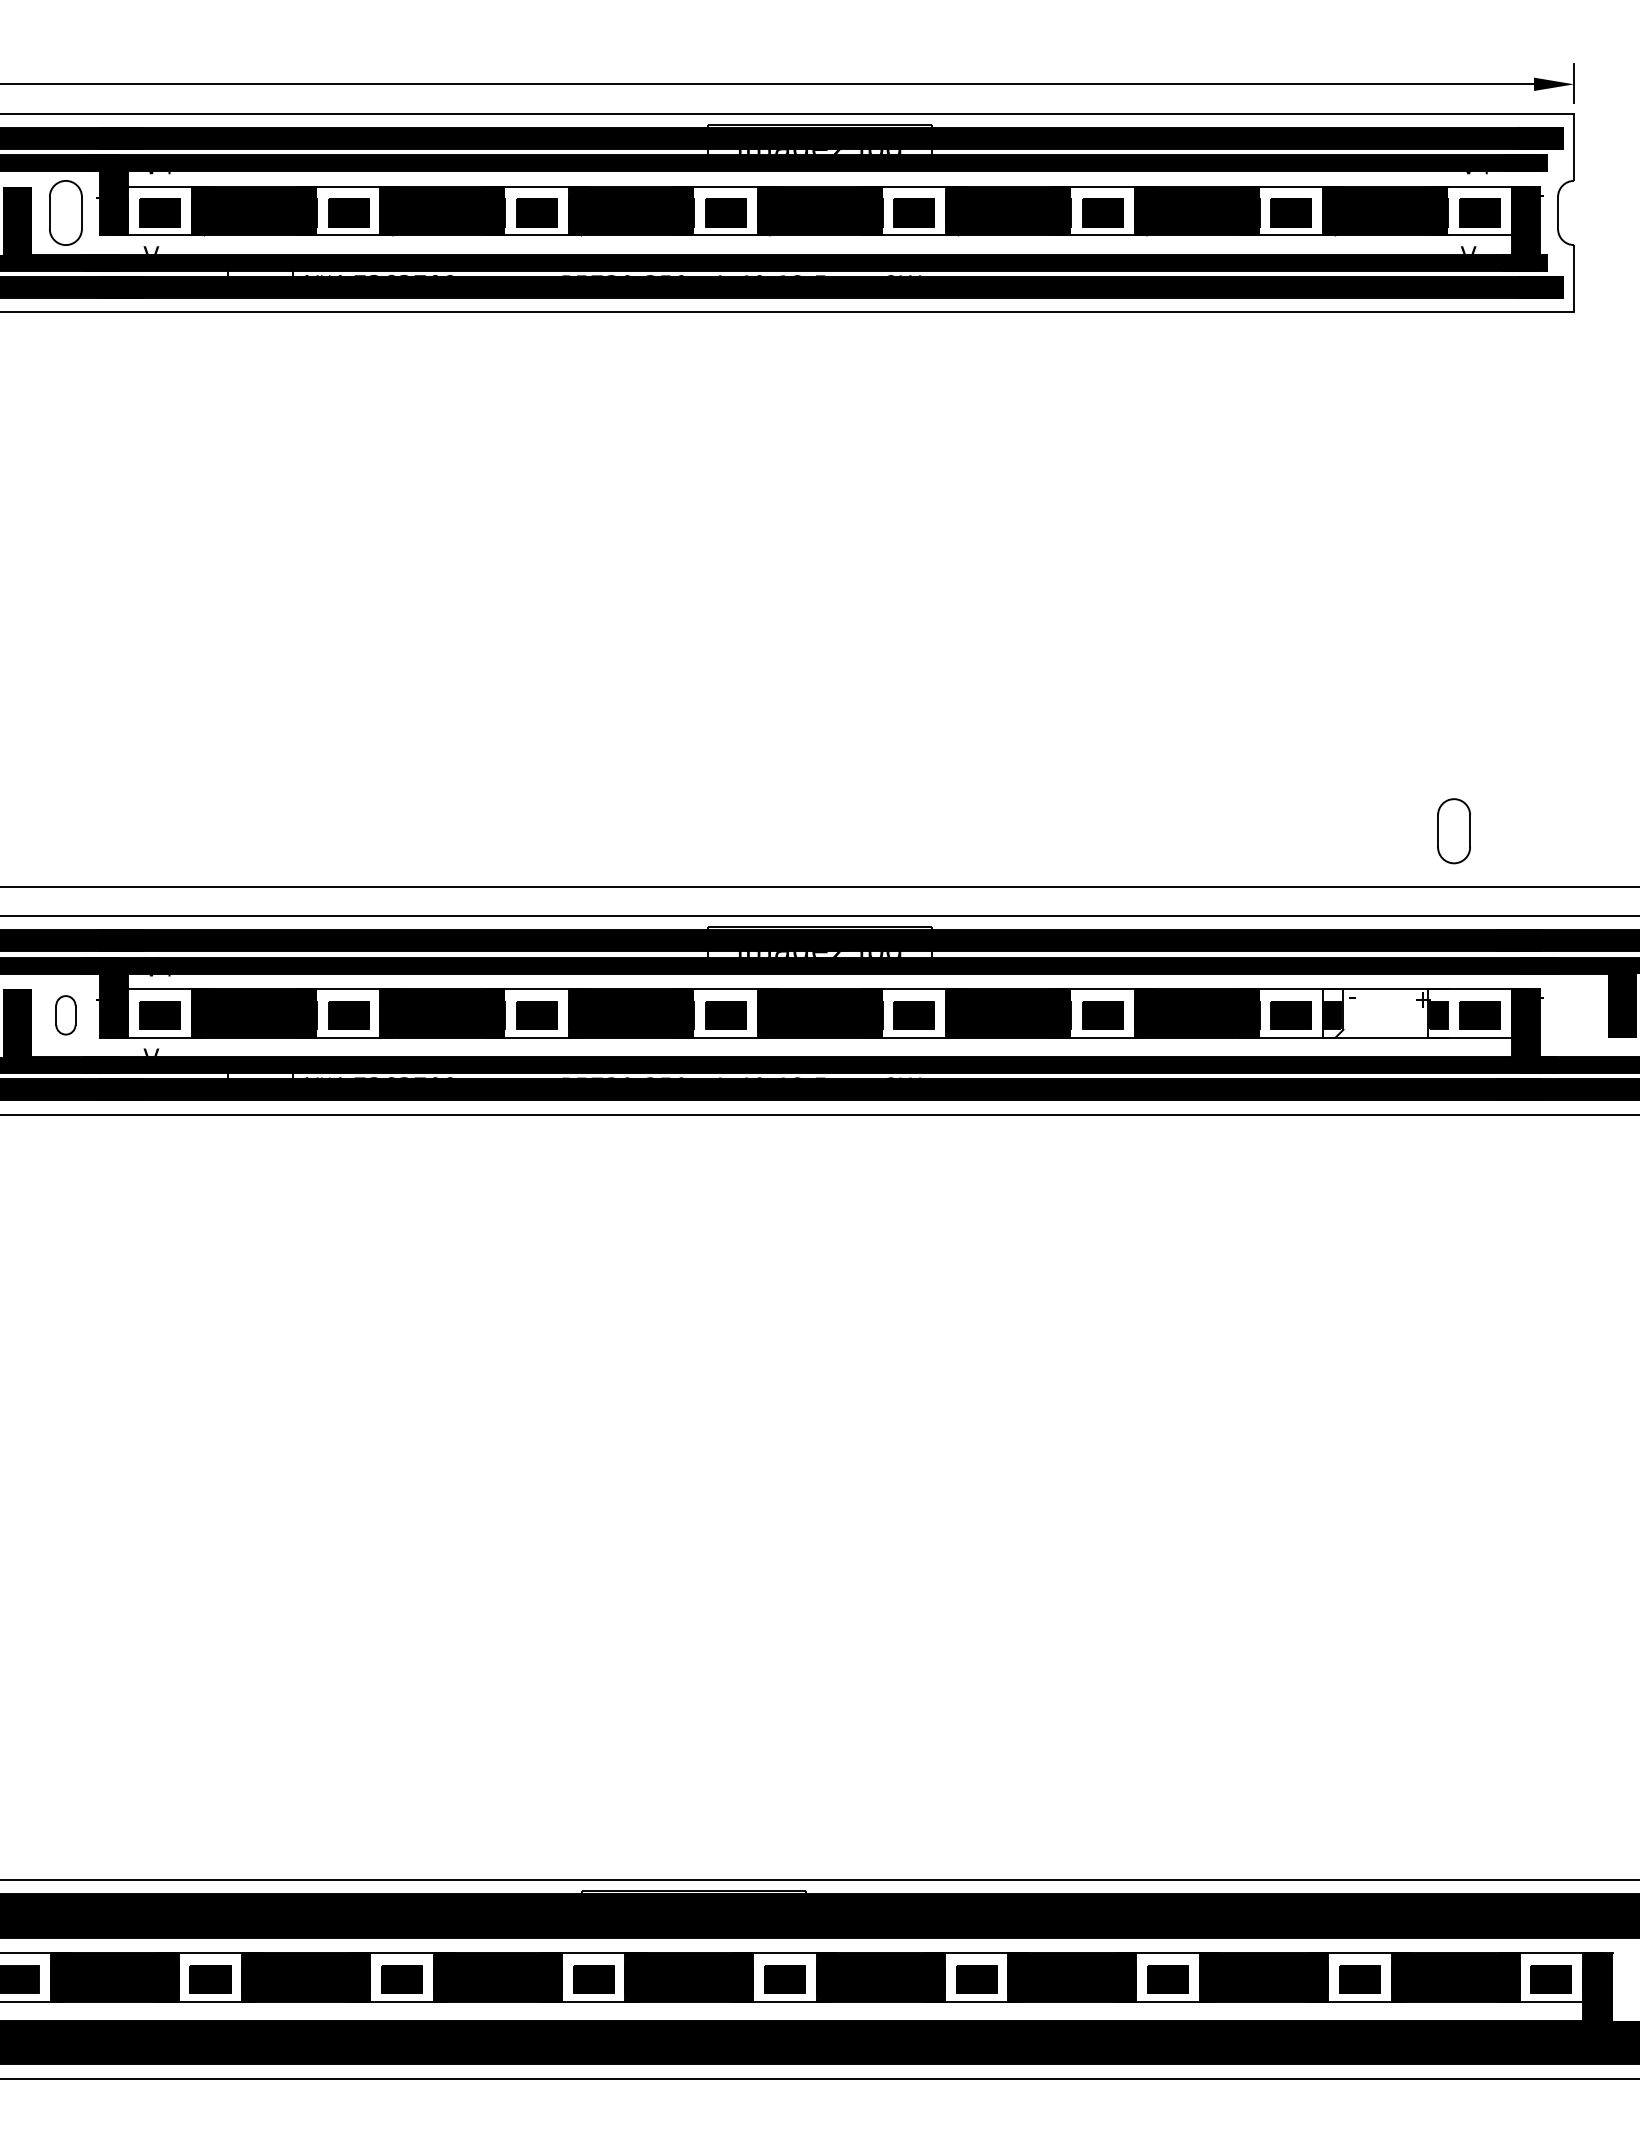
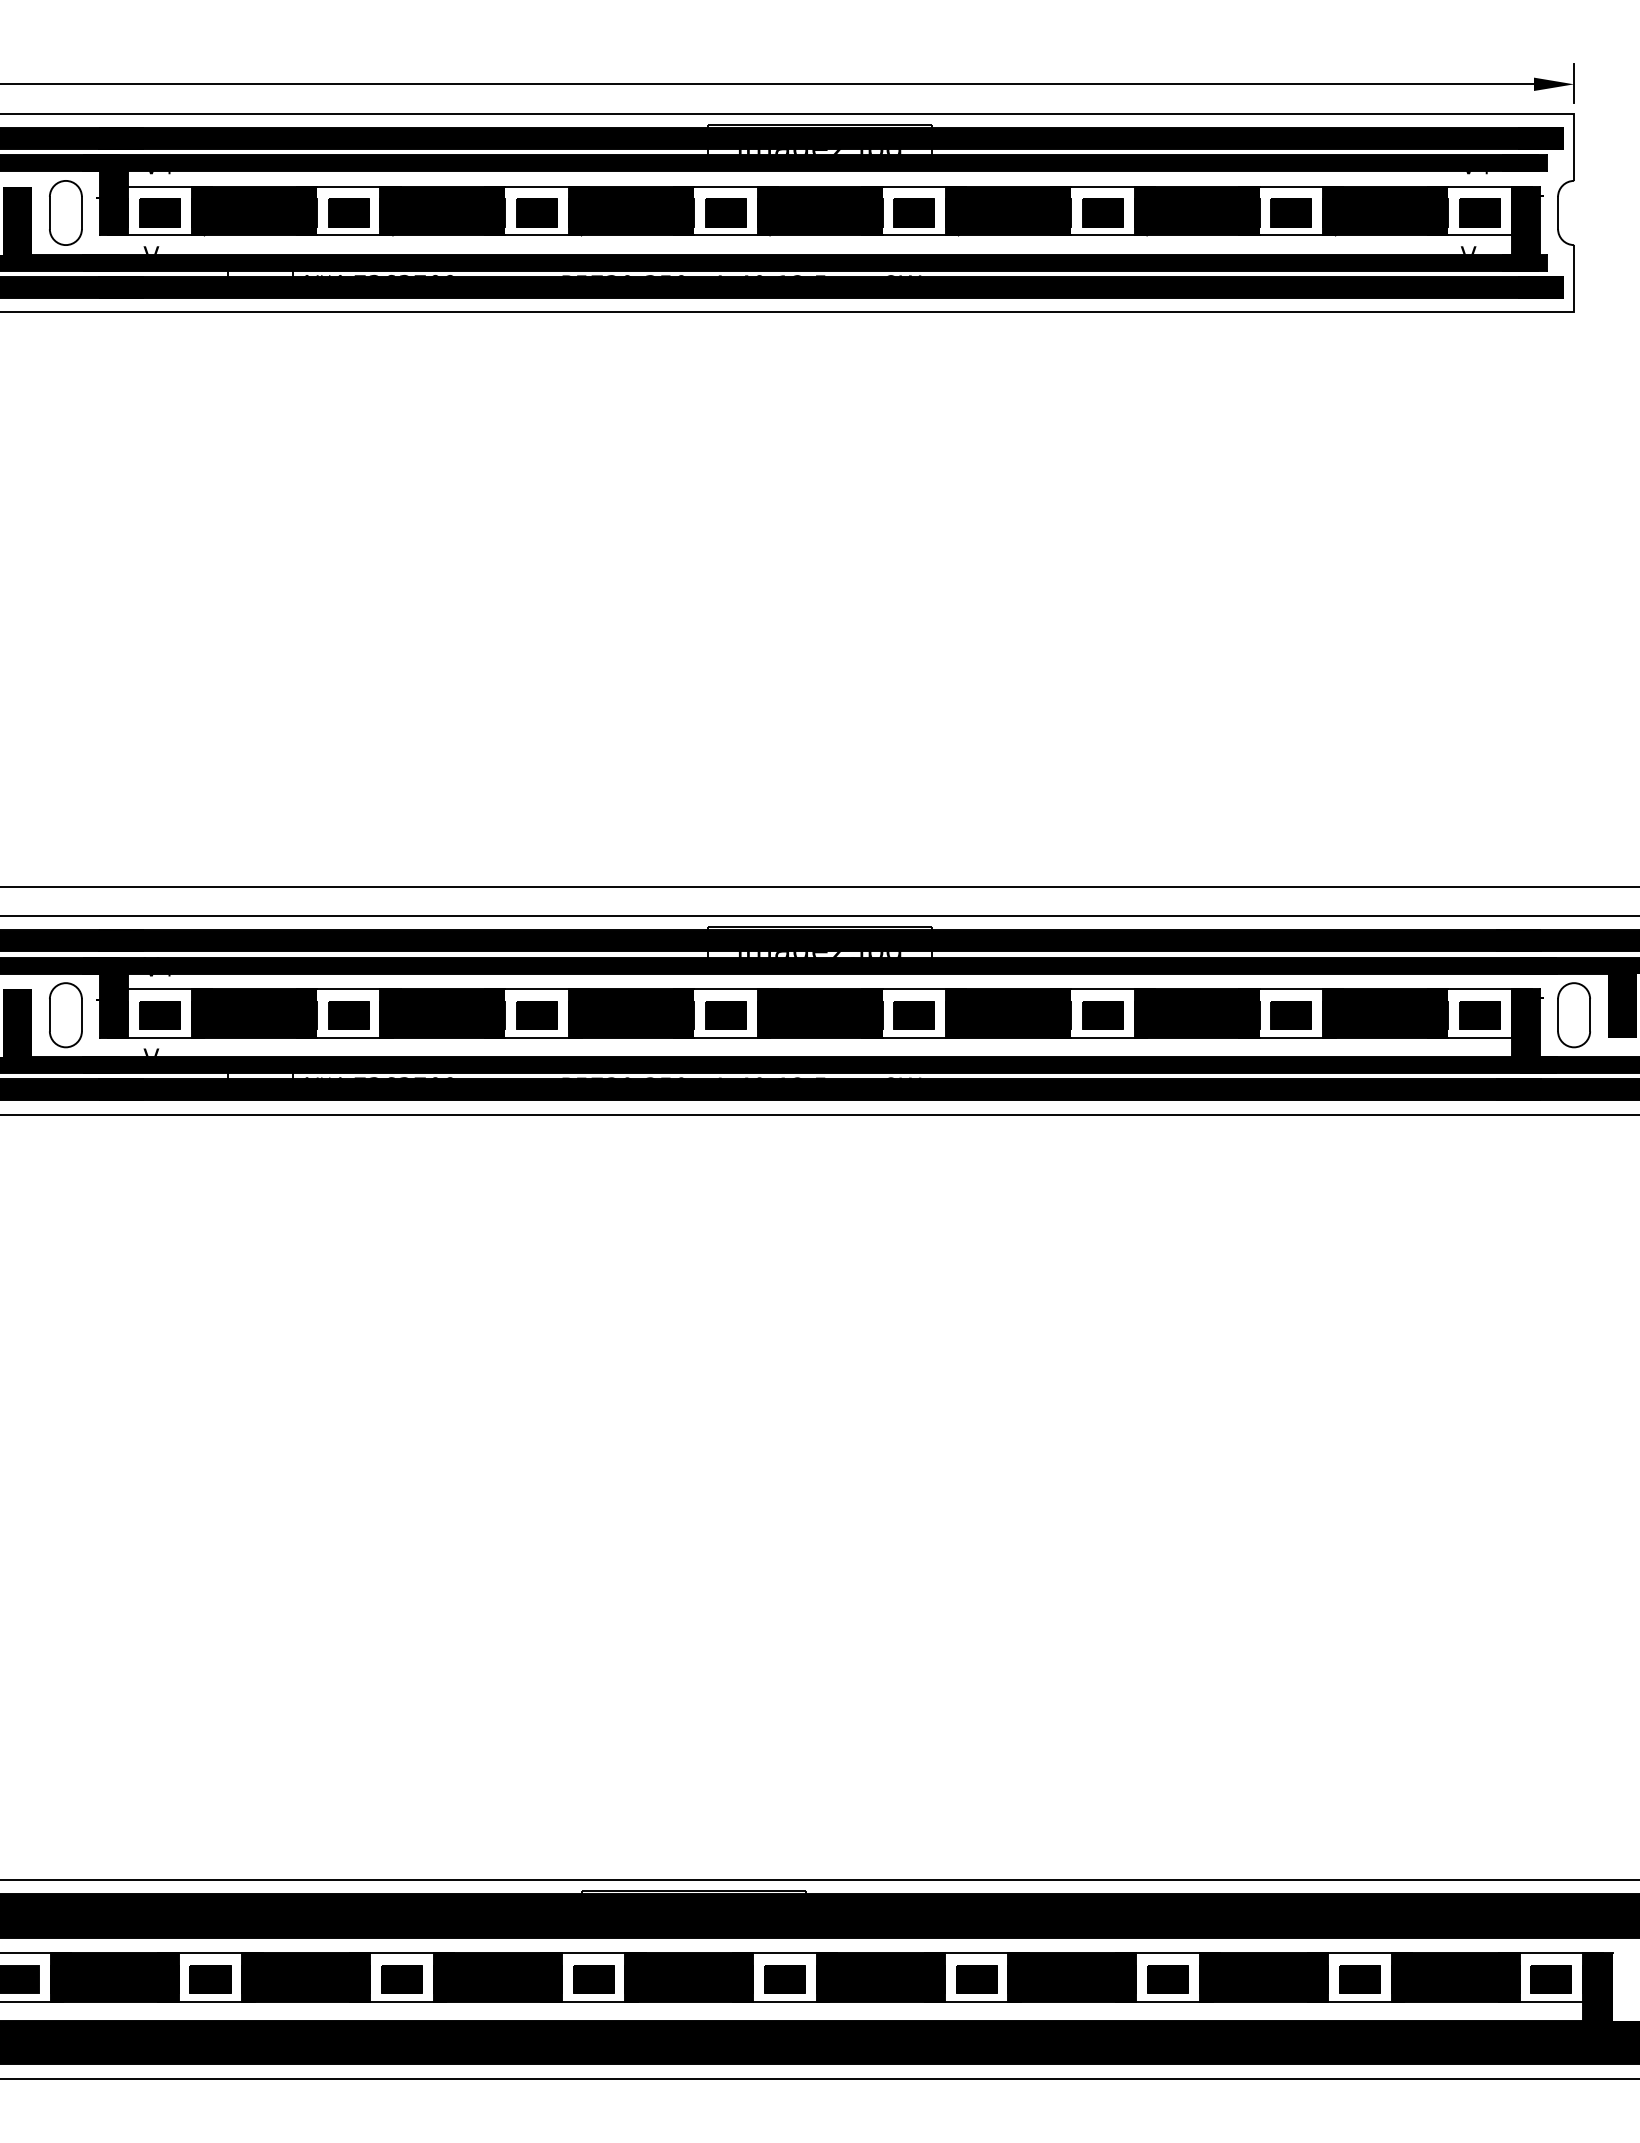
part position: (1453, 831) -> (1573, 1015) (1573, 1015)
fill: none -> present (1385, 1013)
part size: 22x41 px -> 34x67 px (65, 1015)
